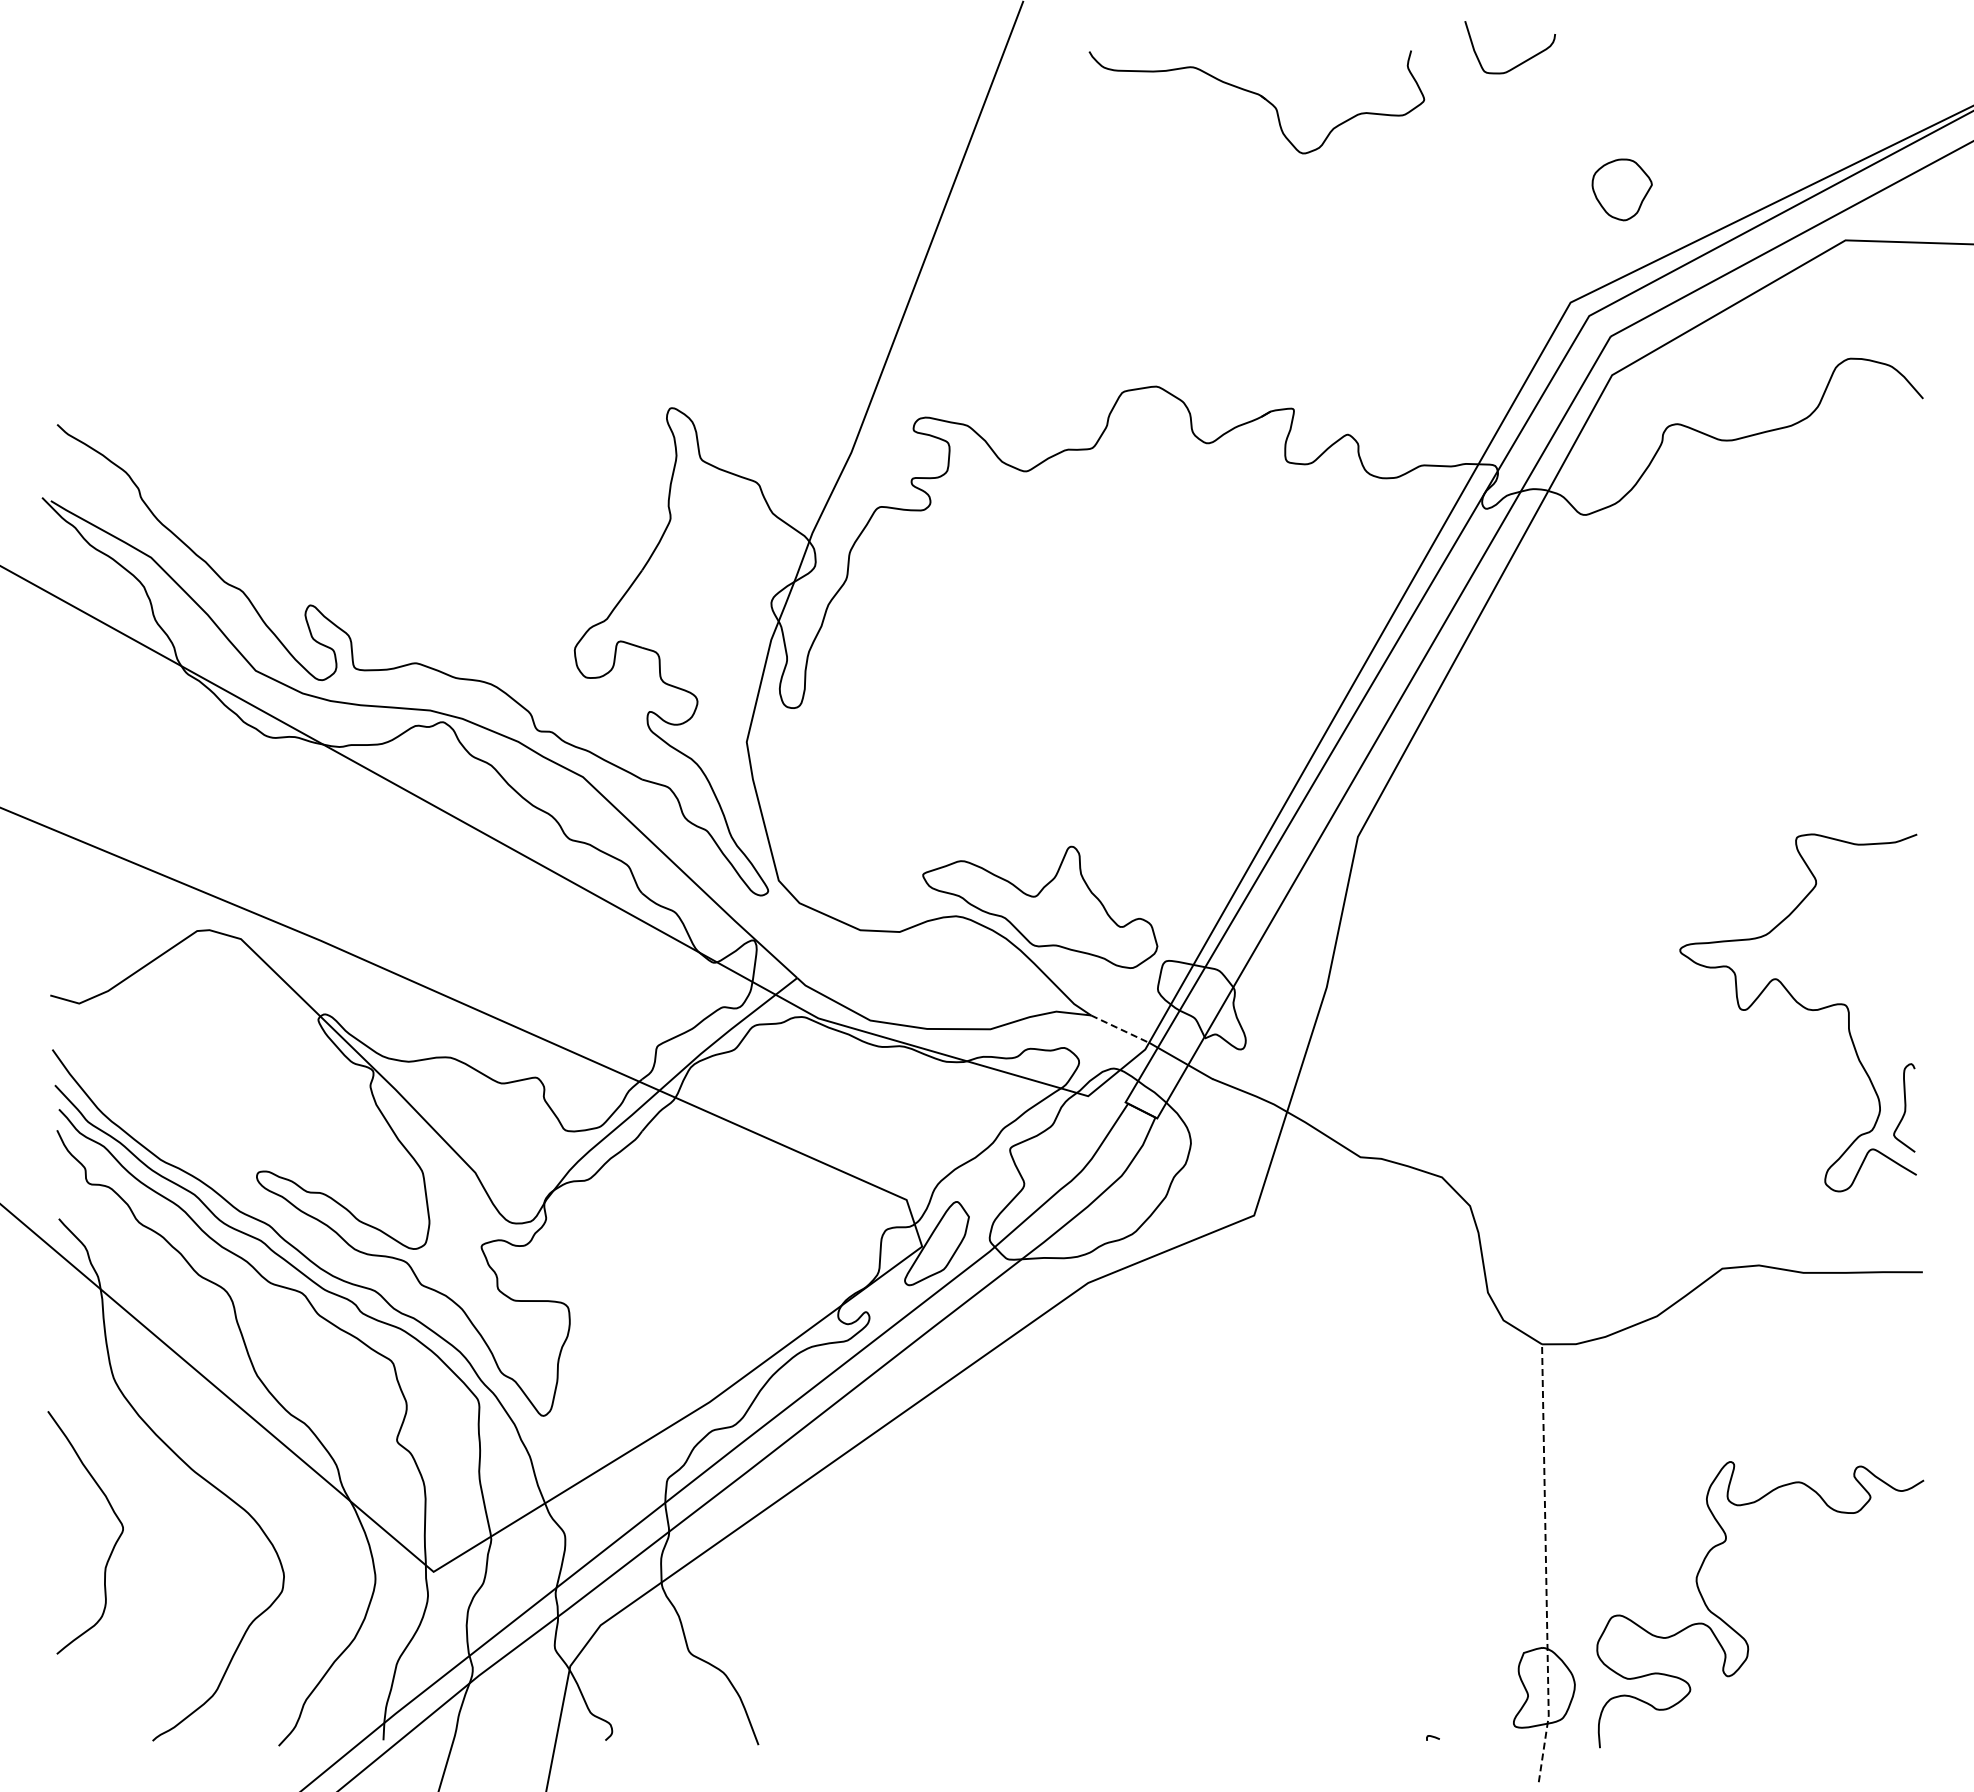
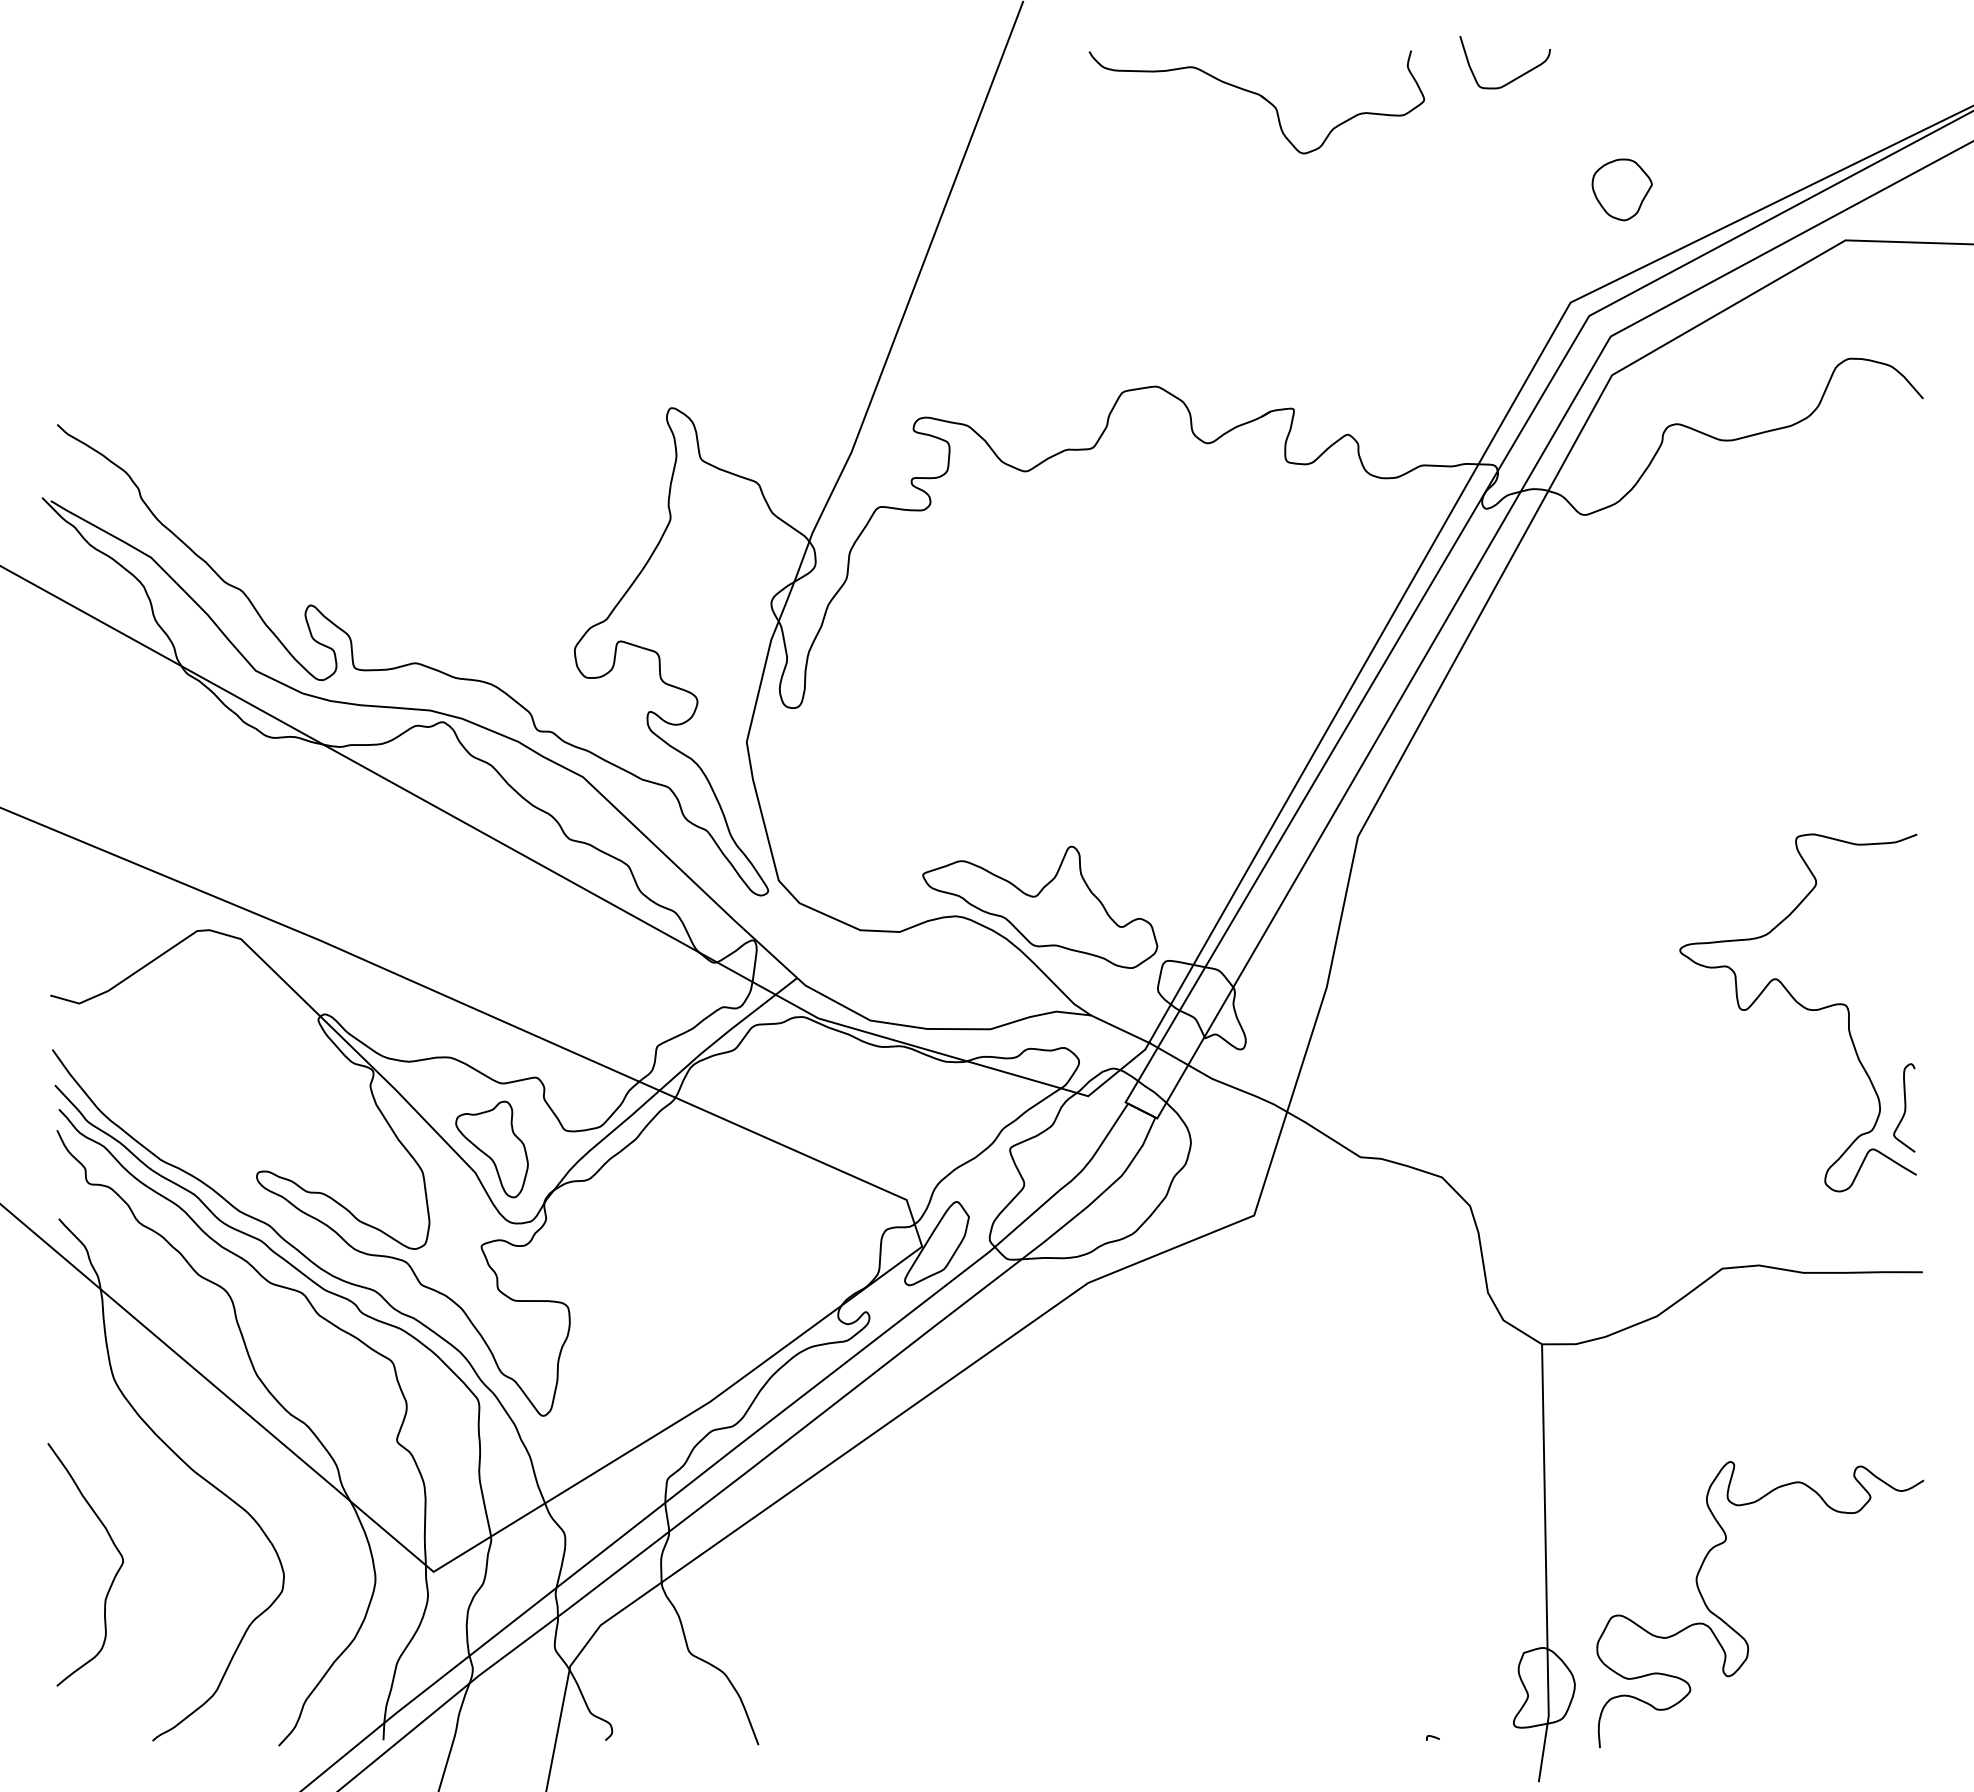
curve position: (1519, 63) -> (1514, 78) (1514, 78)
line: dashed -> solid (1120, 1029)
part: none -> present (491, 1149)
curve position: (113, 1545) -> (113, 1577) (113, 1577)
line: dashed -> solid (1546, 1564)
